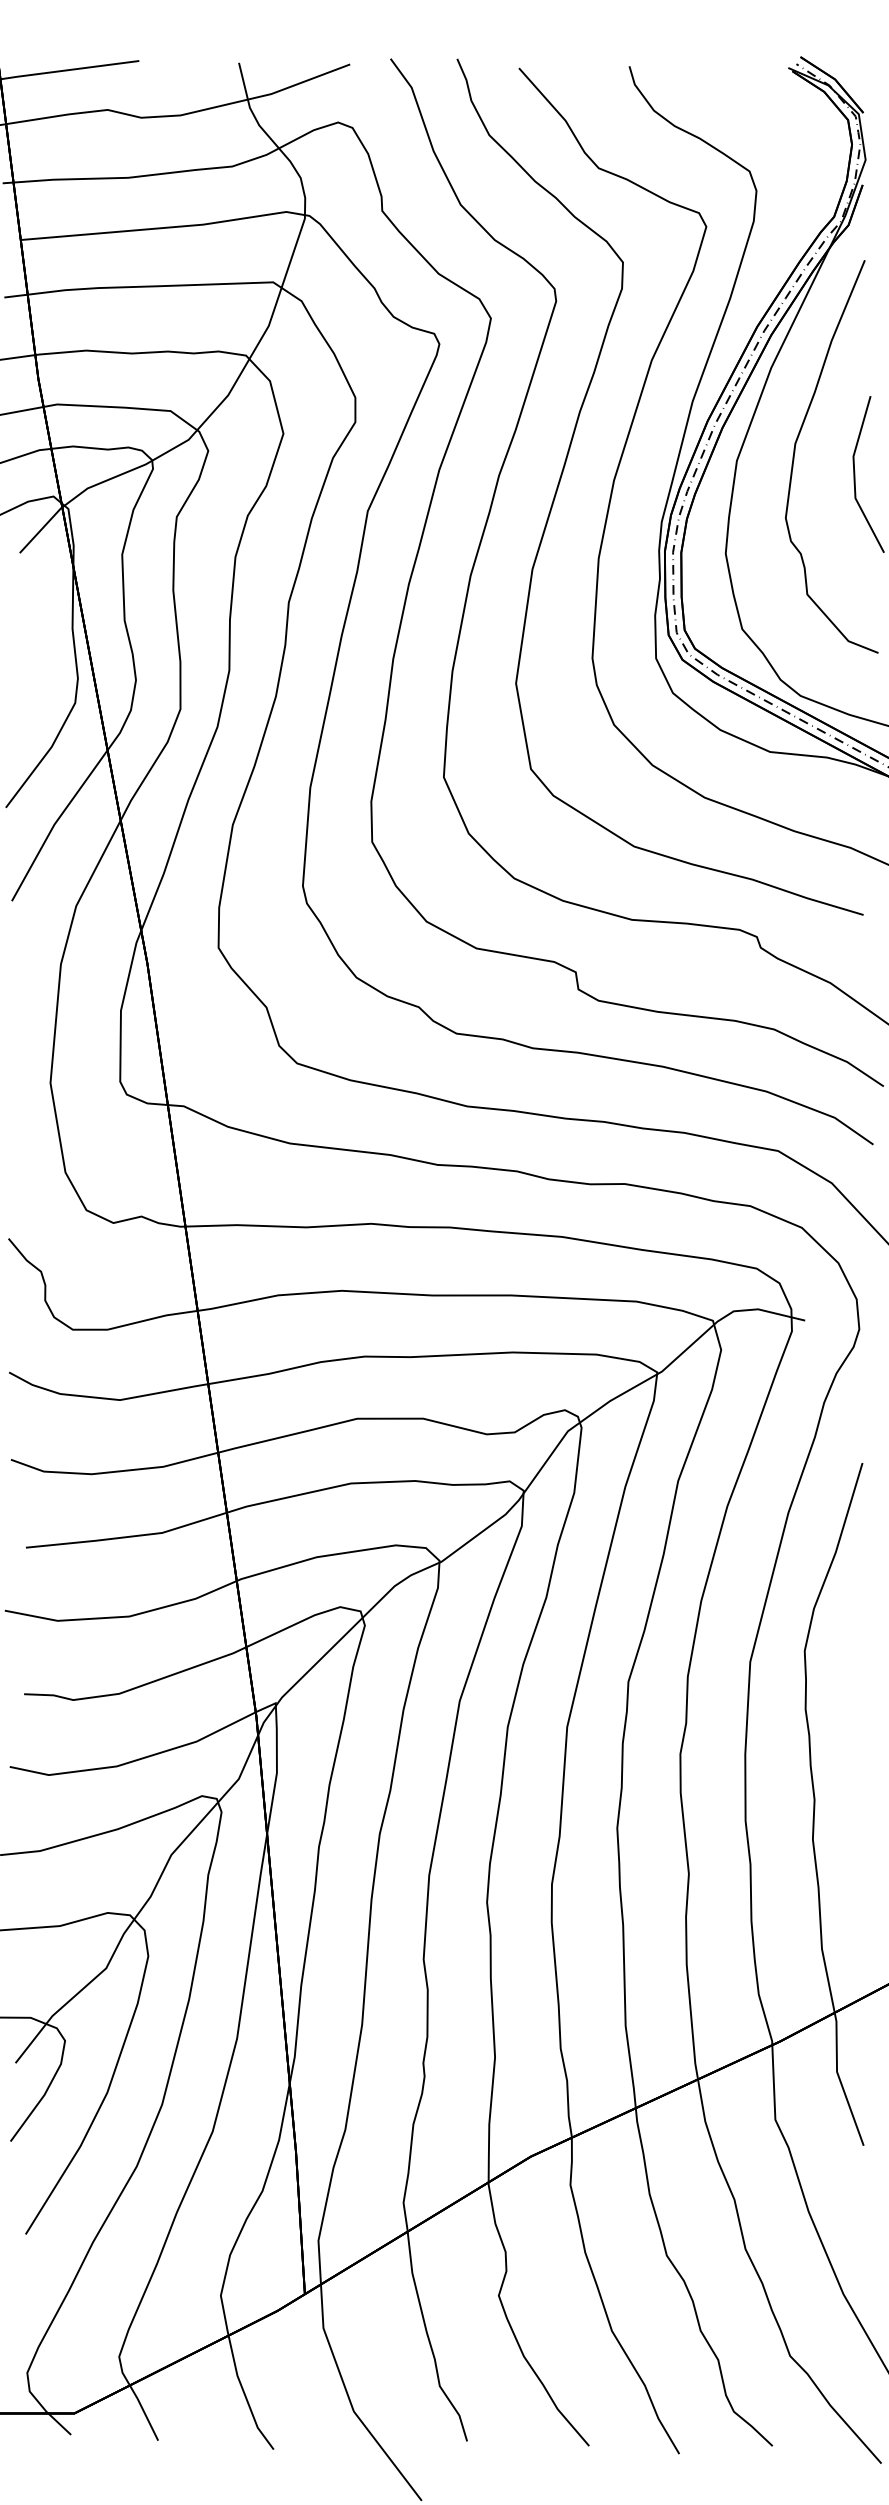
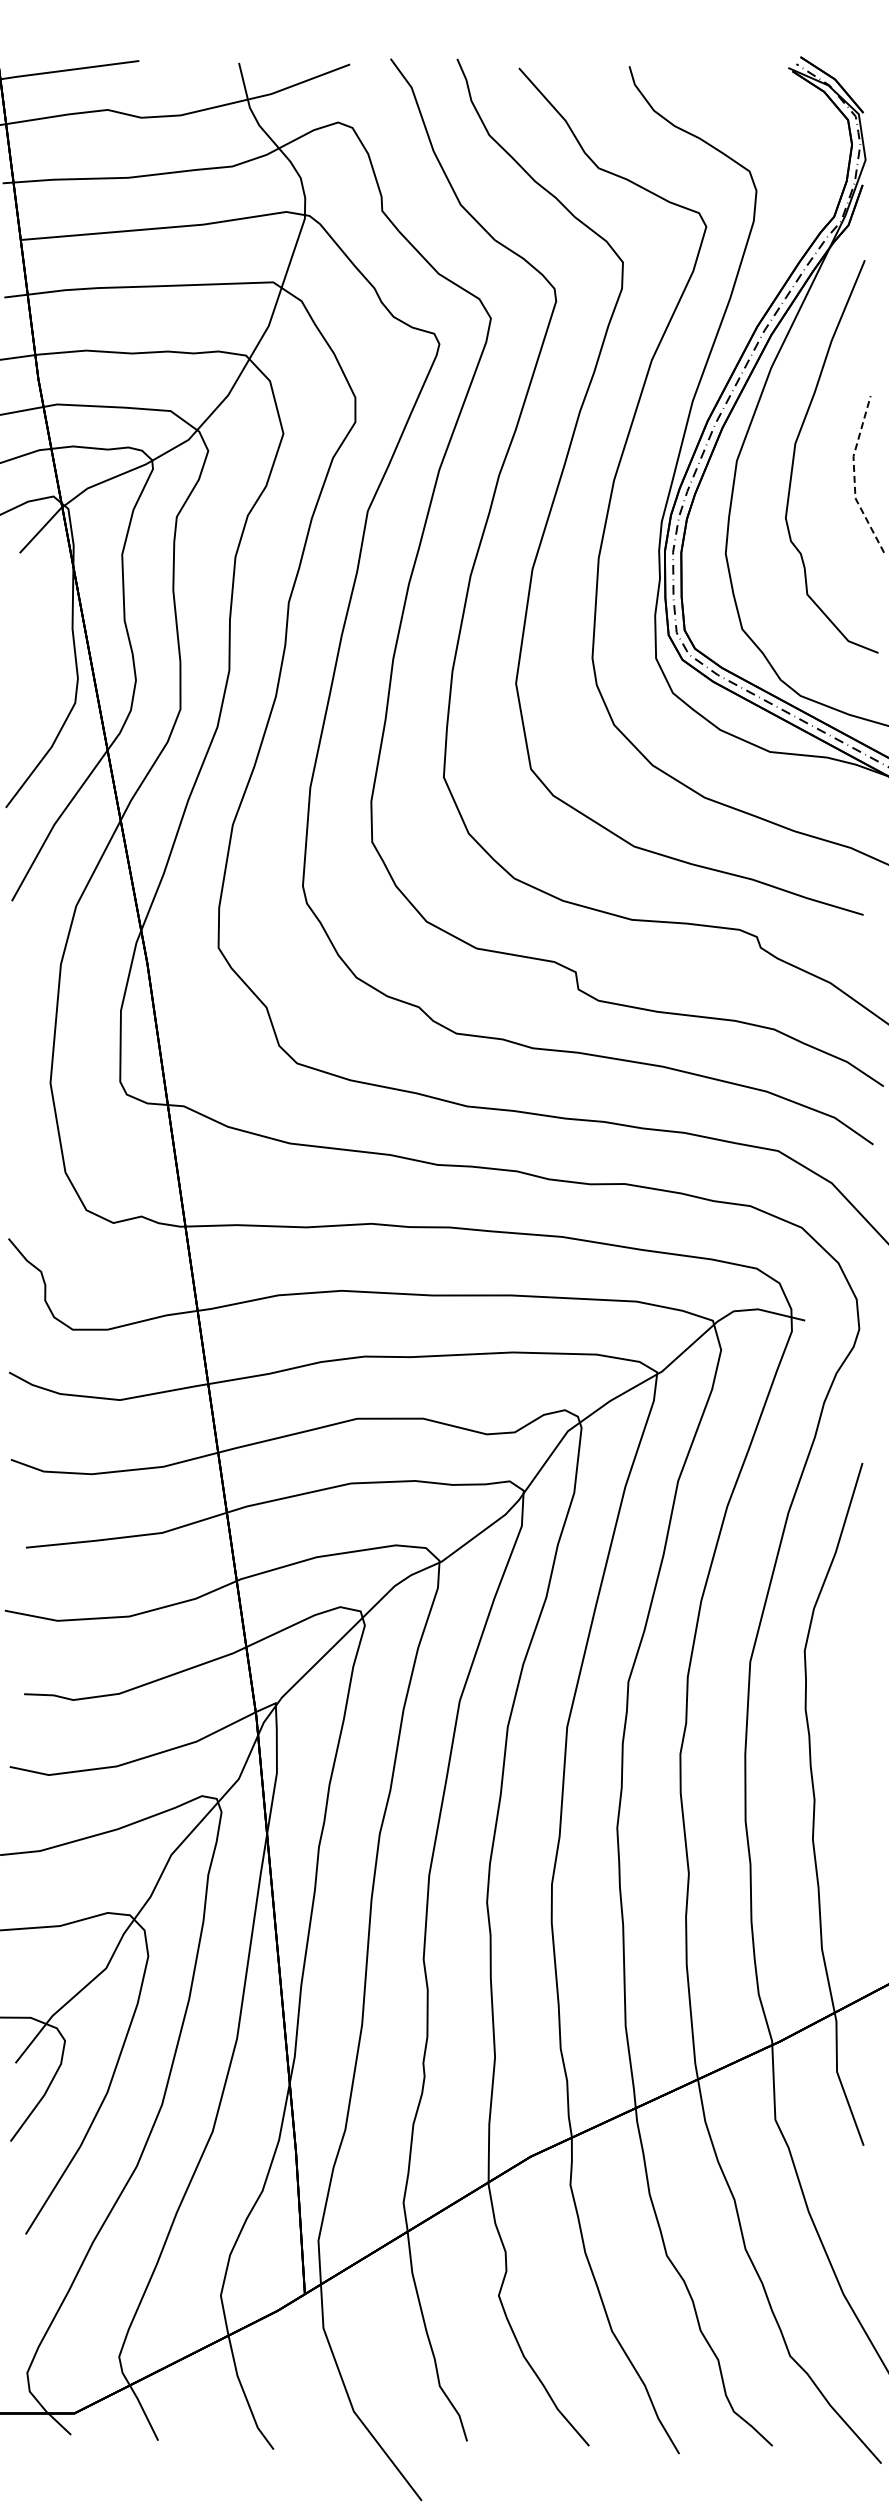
line: solid -> dashed (854, 476)
